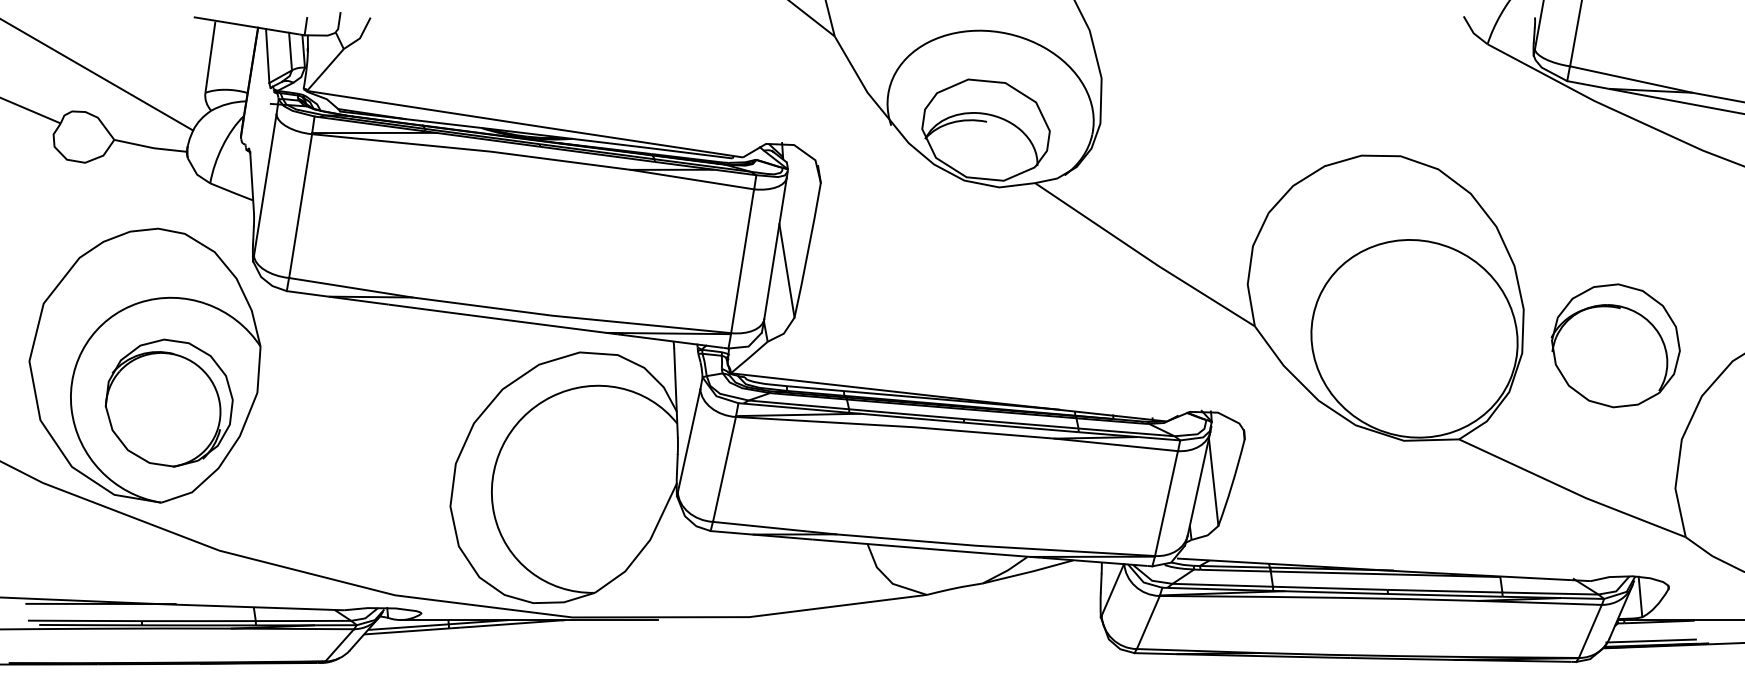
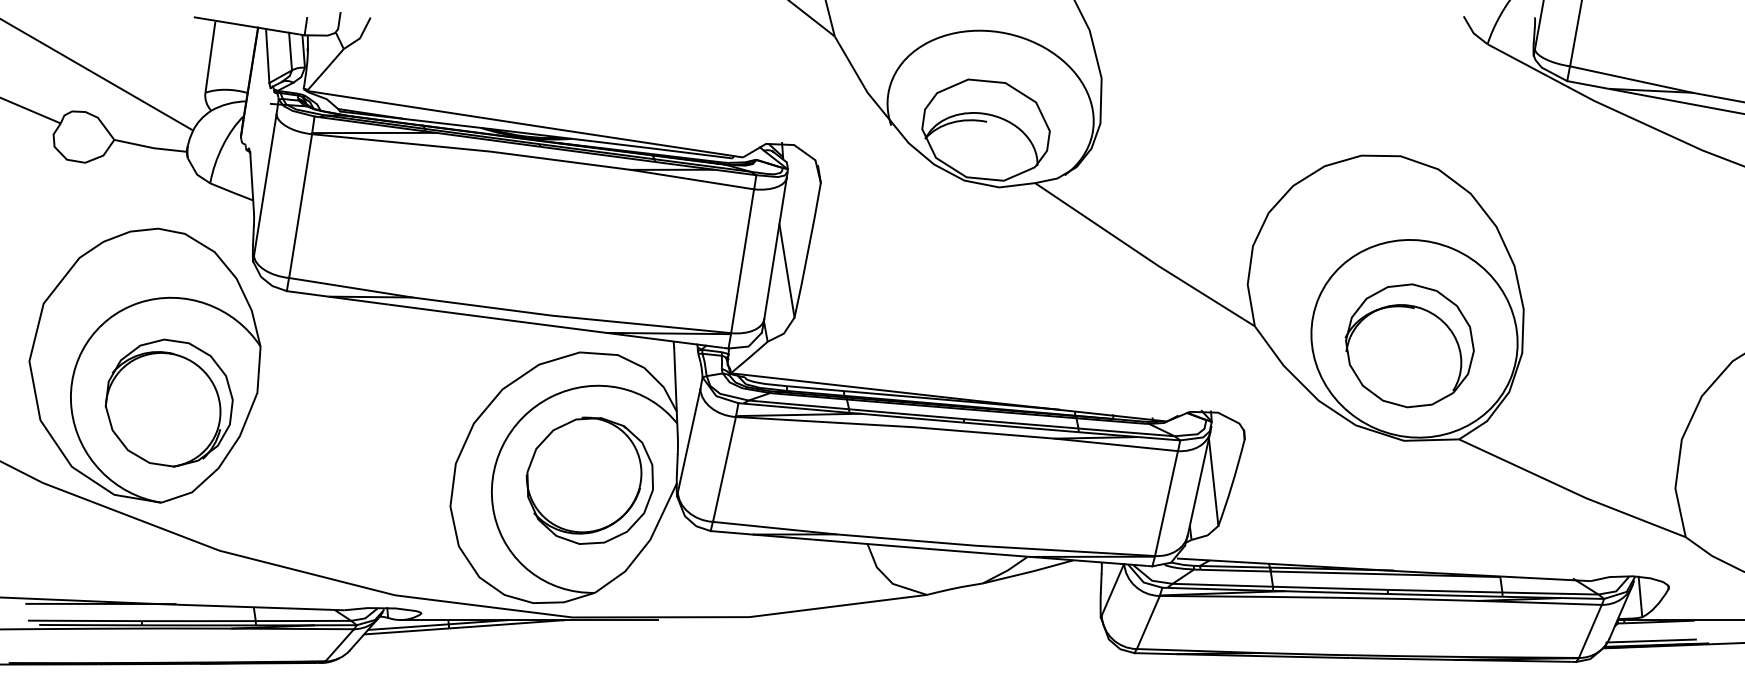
part position: (1615, 345) -> (1409, 345) (1409, 345)
part: none -> present (589, 480)
